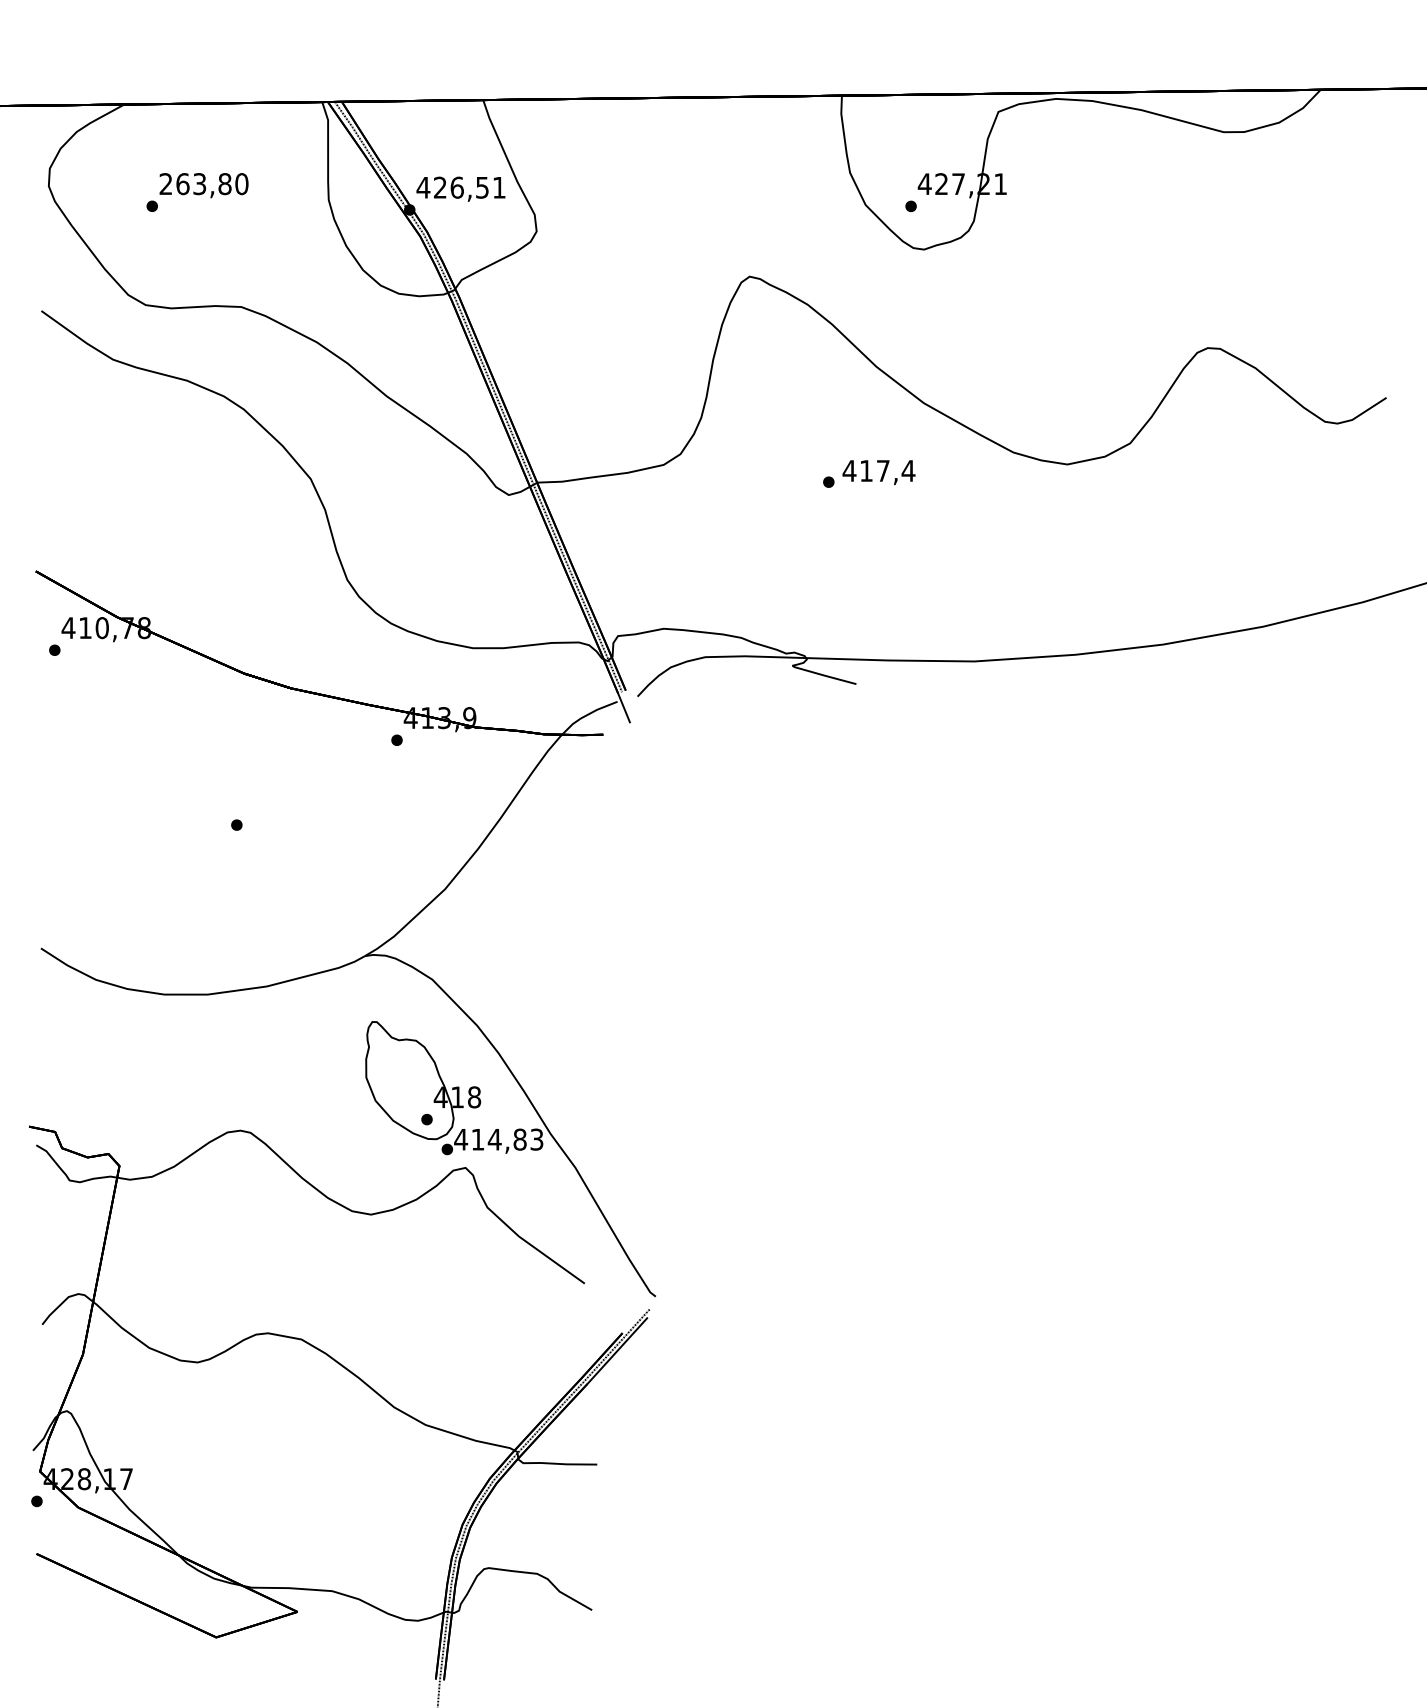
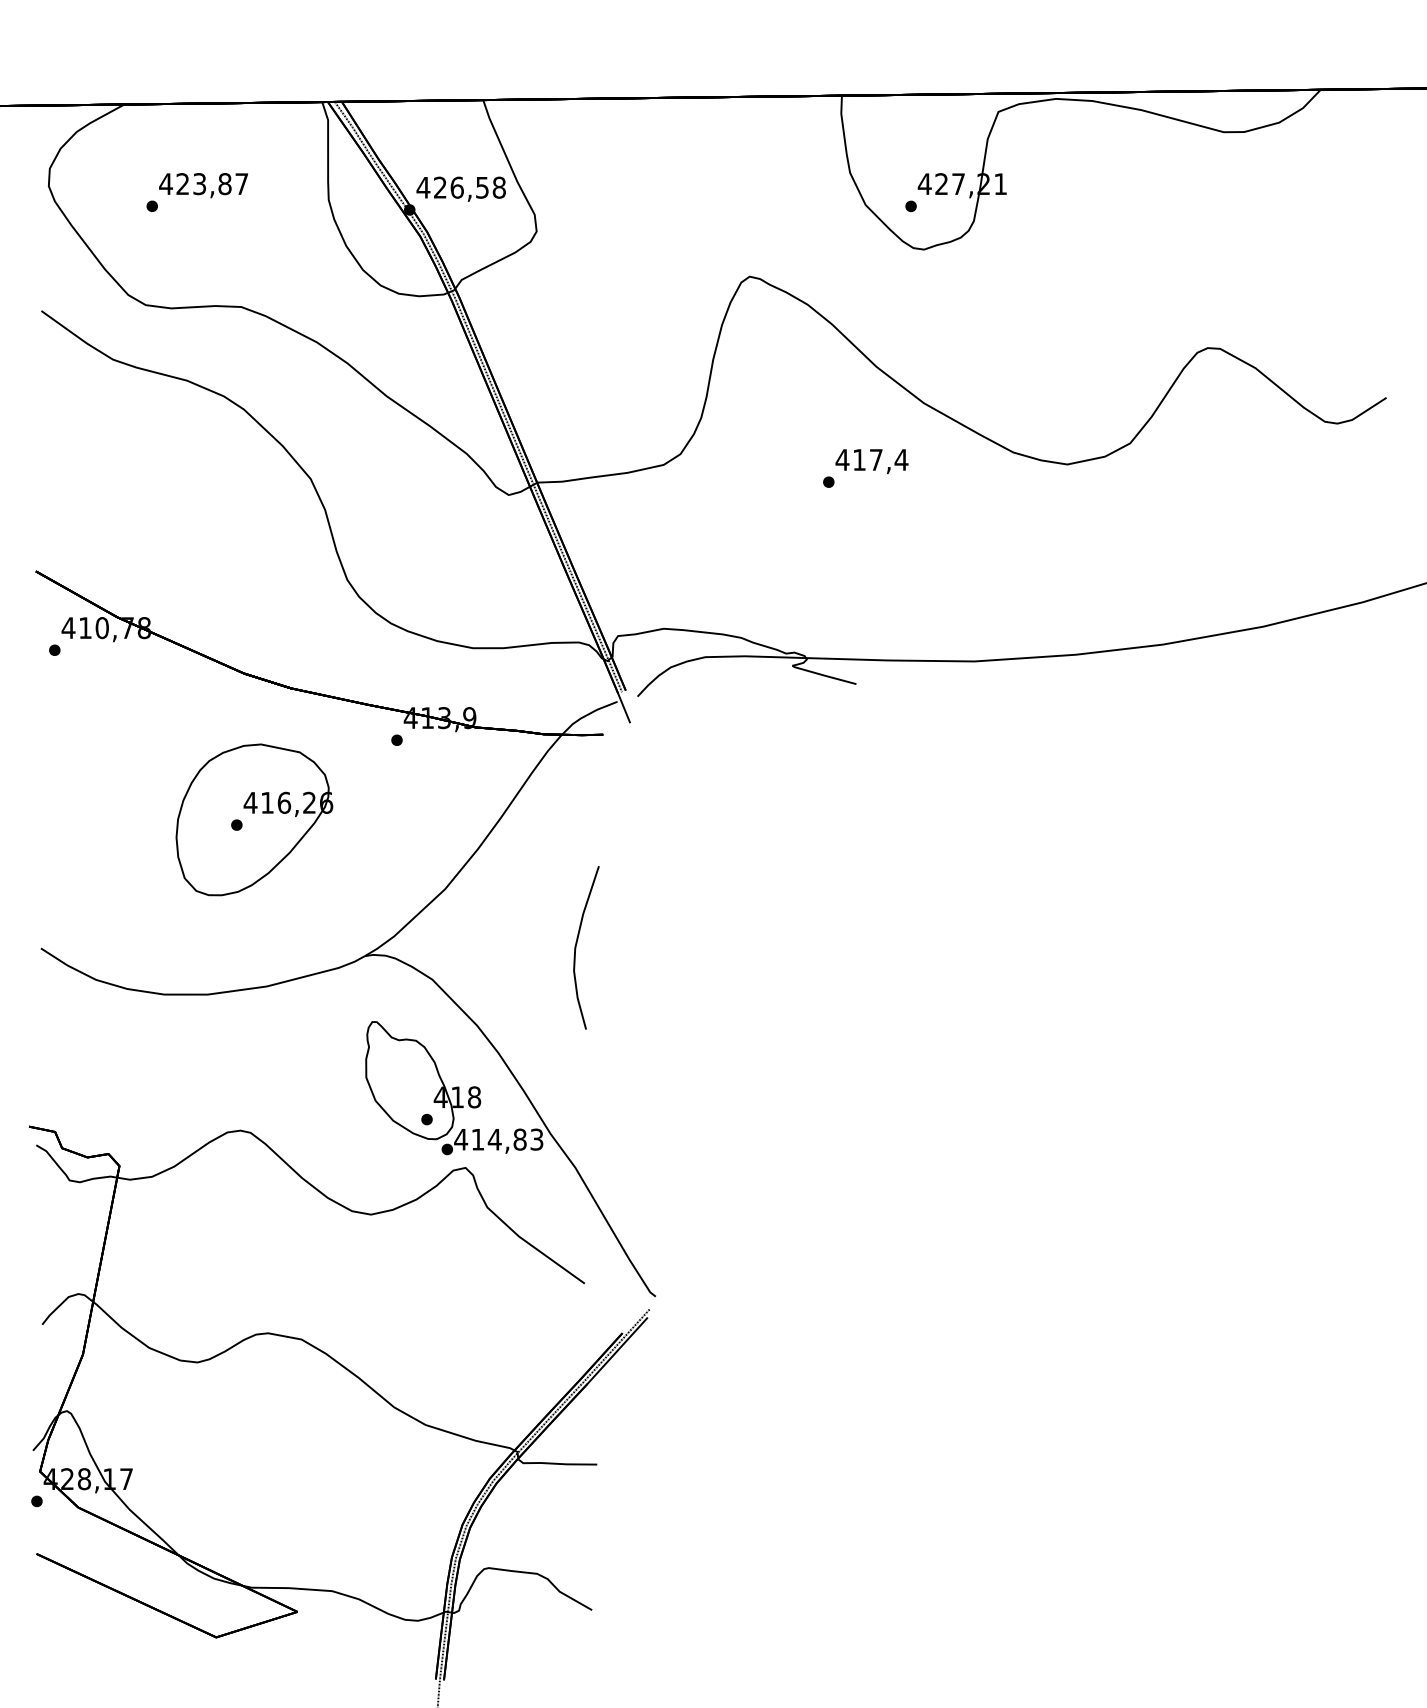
text: 263,80 -> 423,87 (203, 184)
text: 426,51 -> 426,58 (498, 187)
text position: (878, 472) -> (871, 461) (871, 461)
part: none -> present (254, 819)
curve: none -> present (577, 943)
